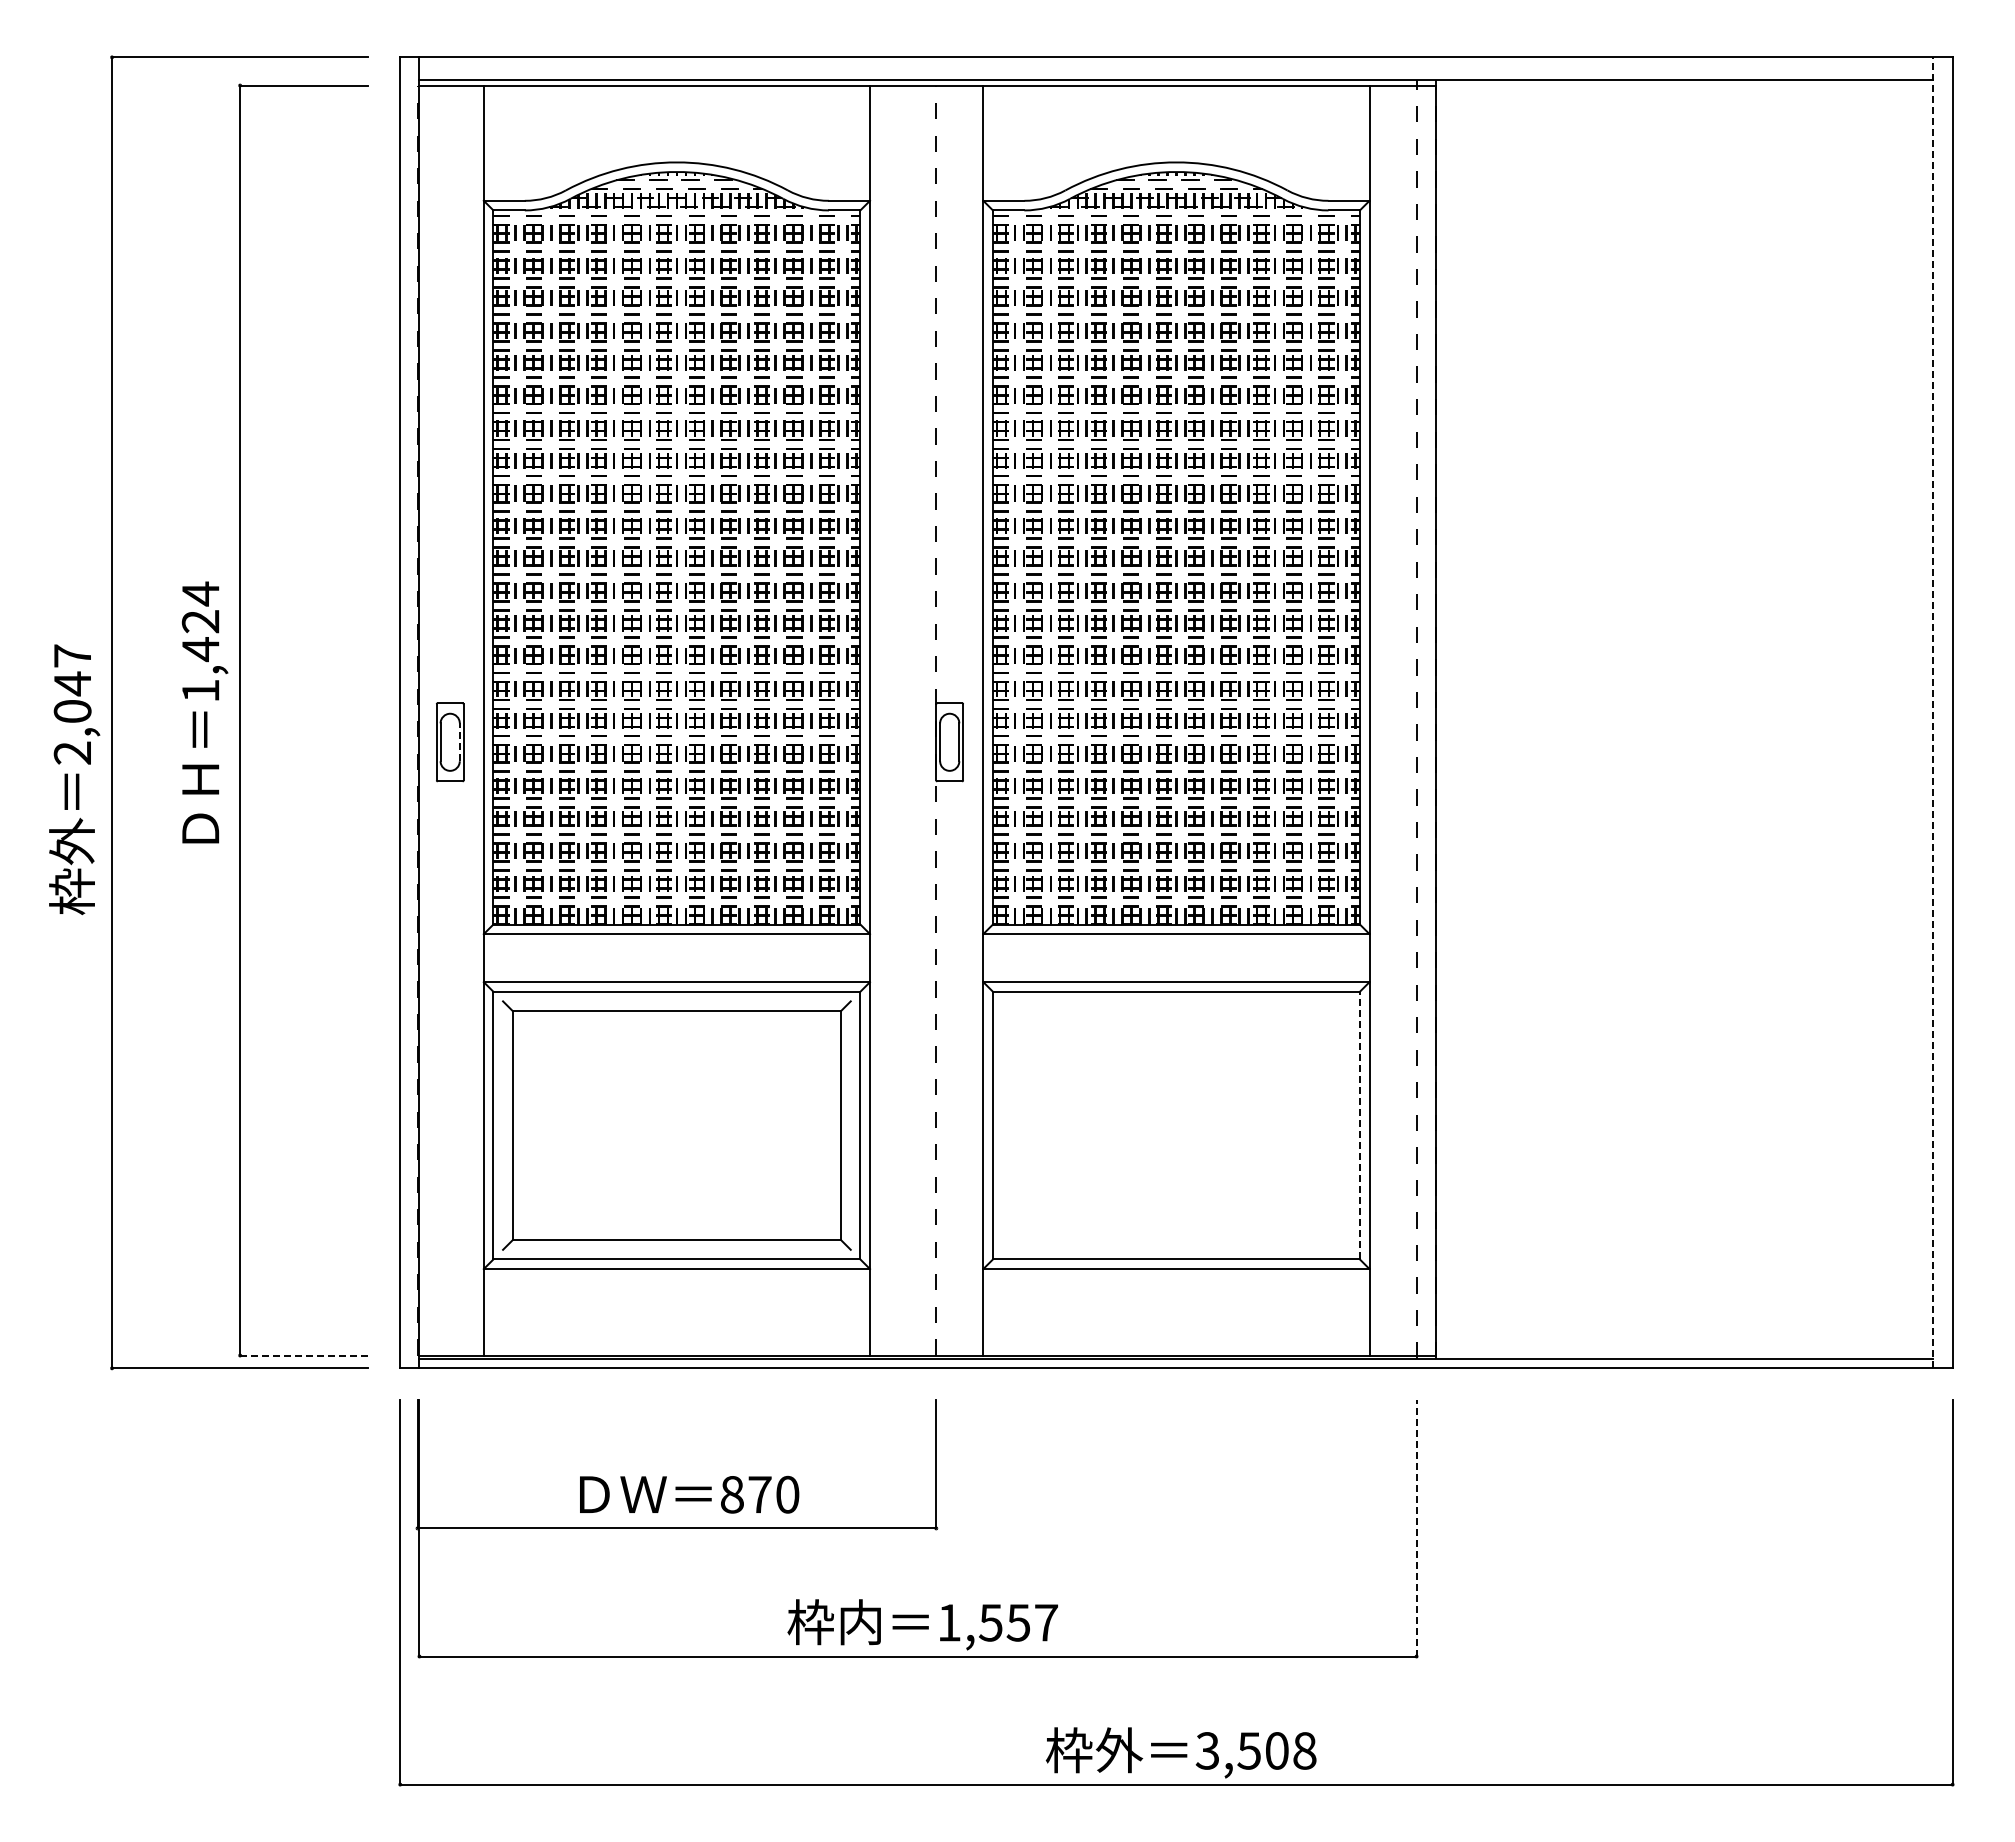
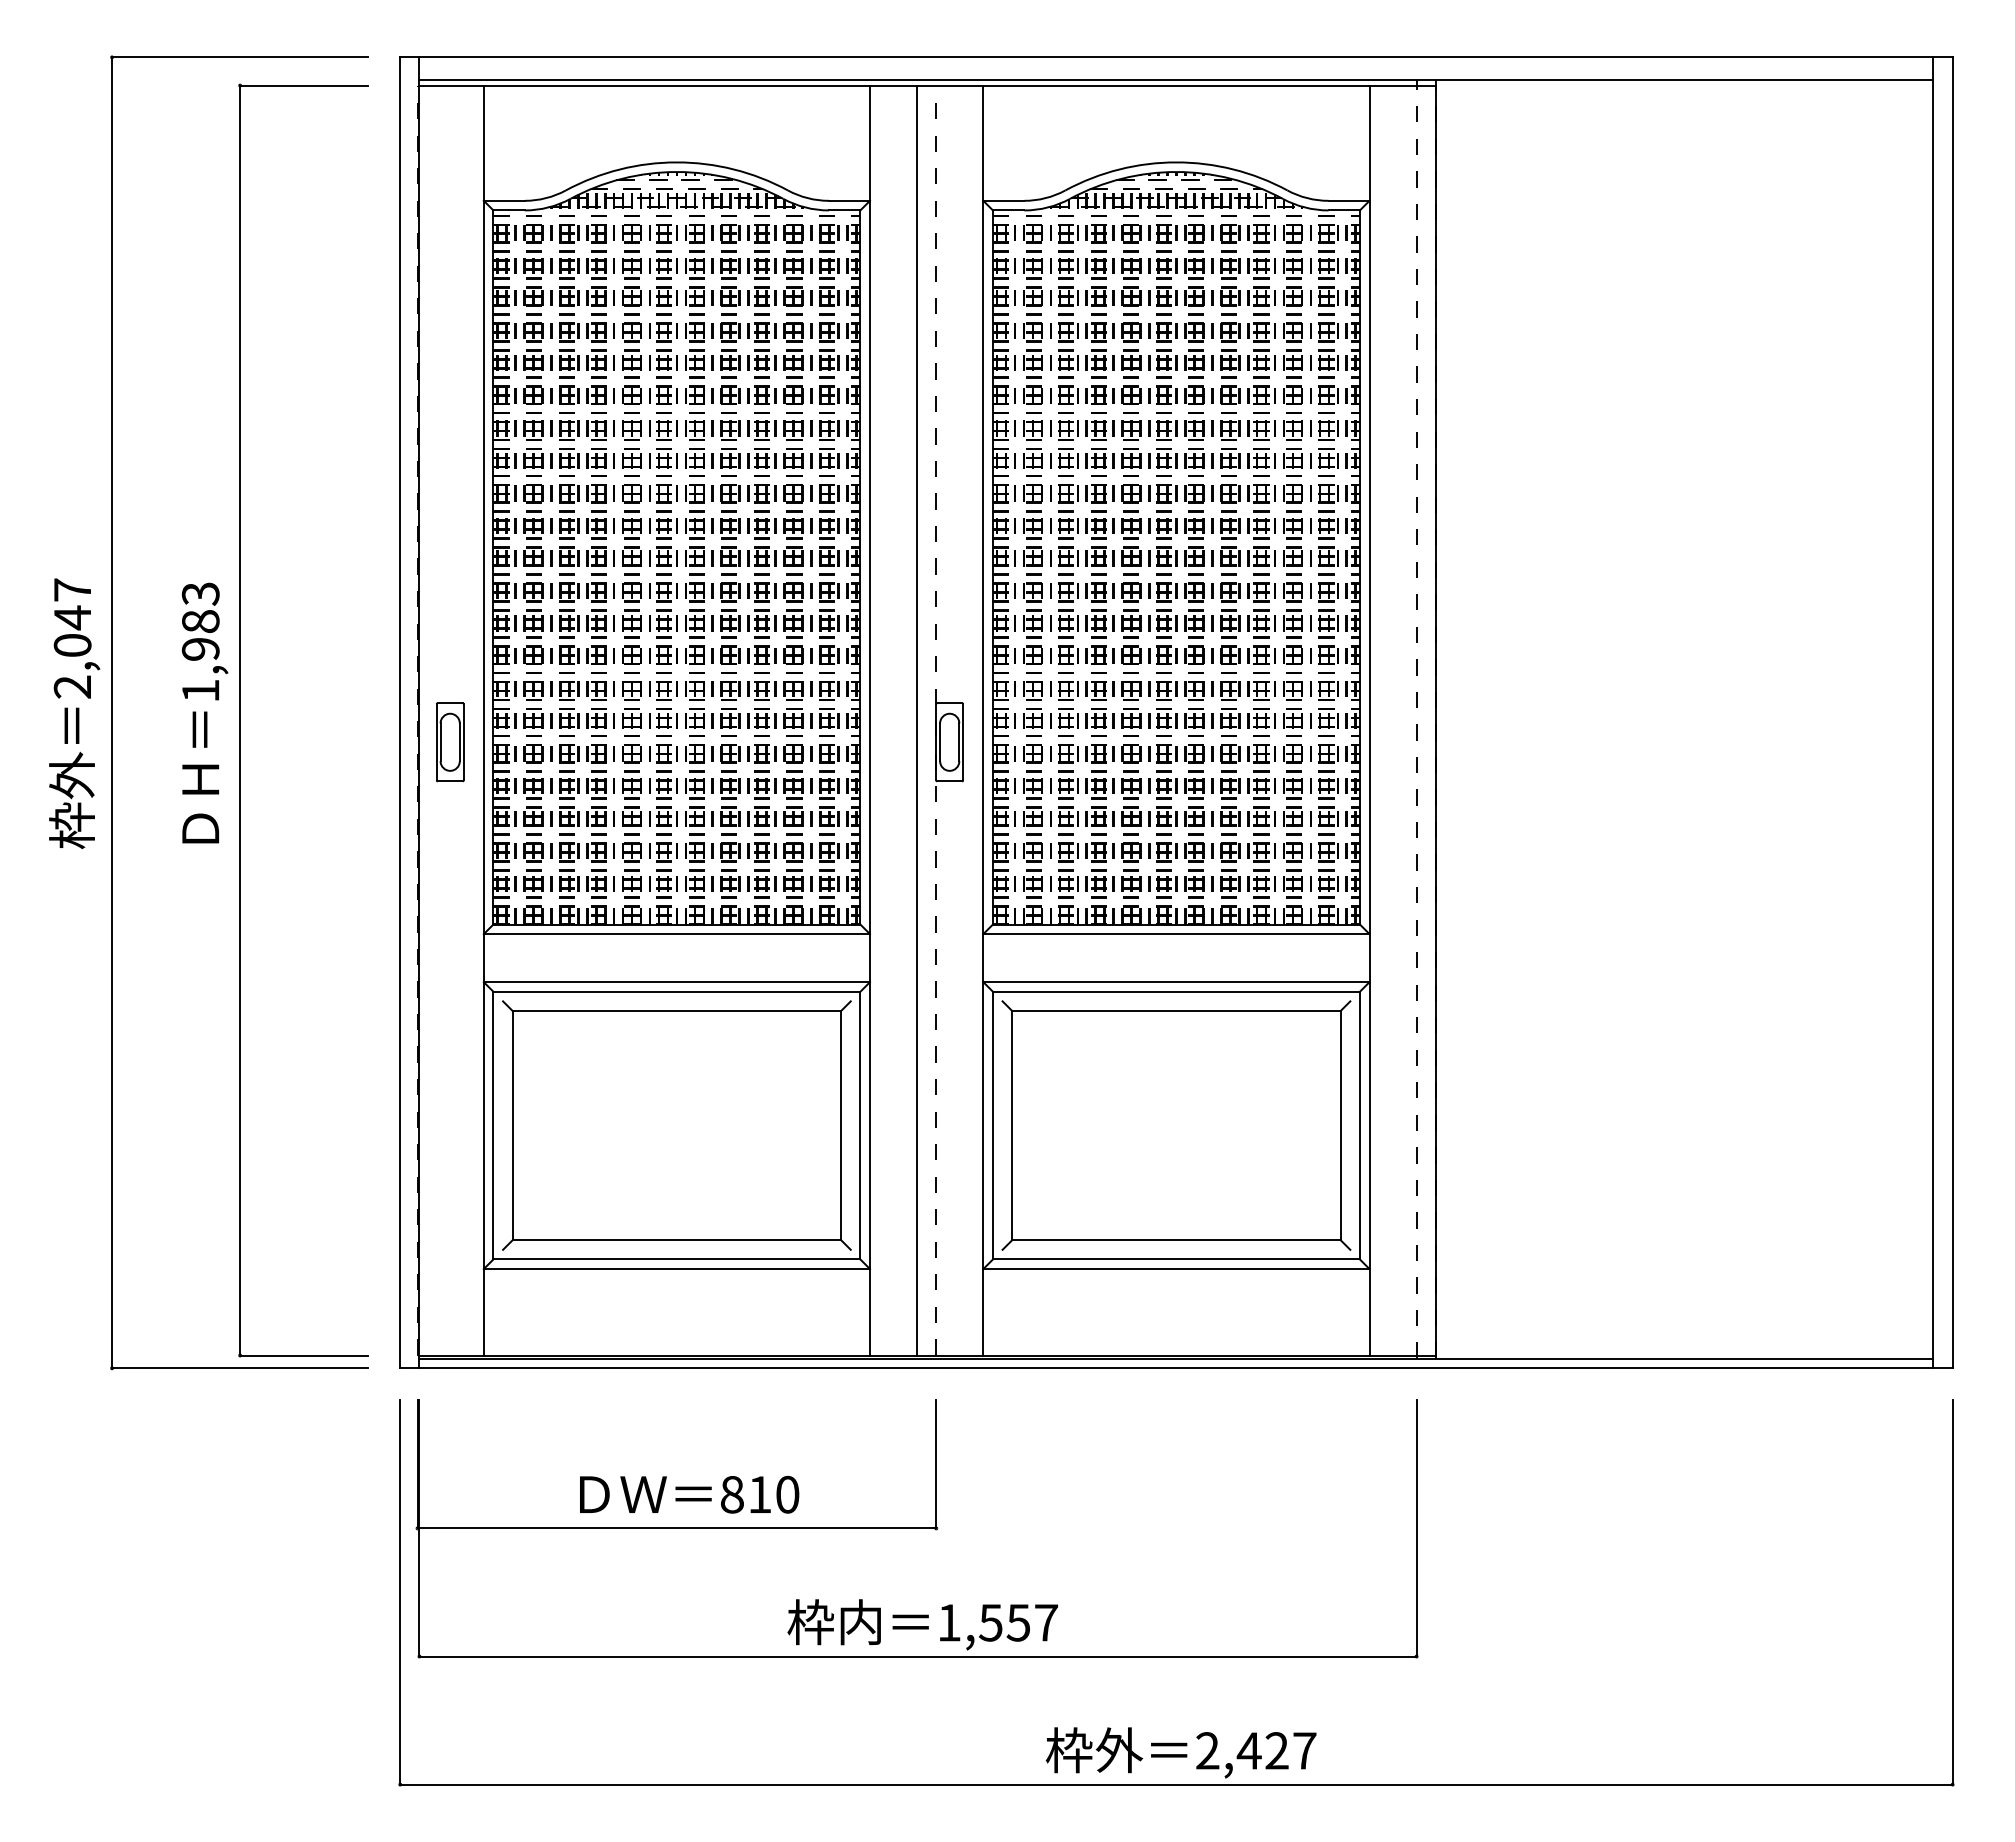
text: 1,424 -> 1,983 (200, 621)
line: dashed -> solid (1933, 712)
line: none -> present (917, 720)
line: dashed -> solid (459, 742)
text position: (74, 779) -> (74, 713) (74, 713)
part: none -> present (1176, 1125)
line: dashed -> solid (1359, 1125)
line: dashed -> solid (304, 1355)
text: 870 -> 810 (759, 1494)
line: dashed -> solid (1416, 1527)
text: 3,508 -> 2,427 (1255, 1750)
